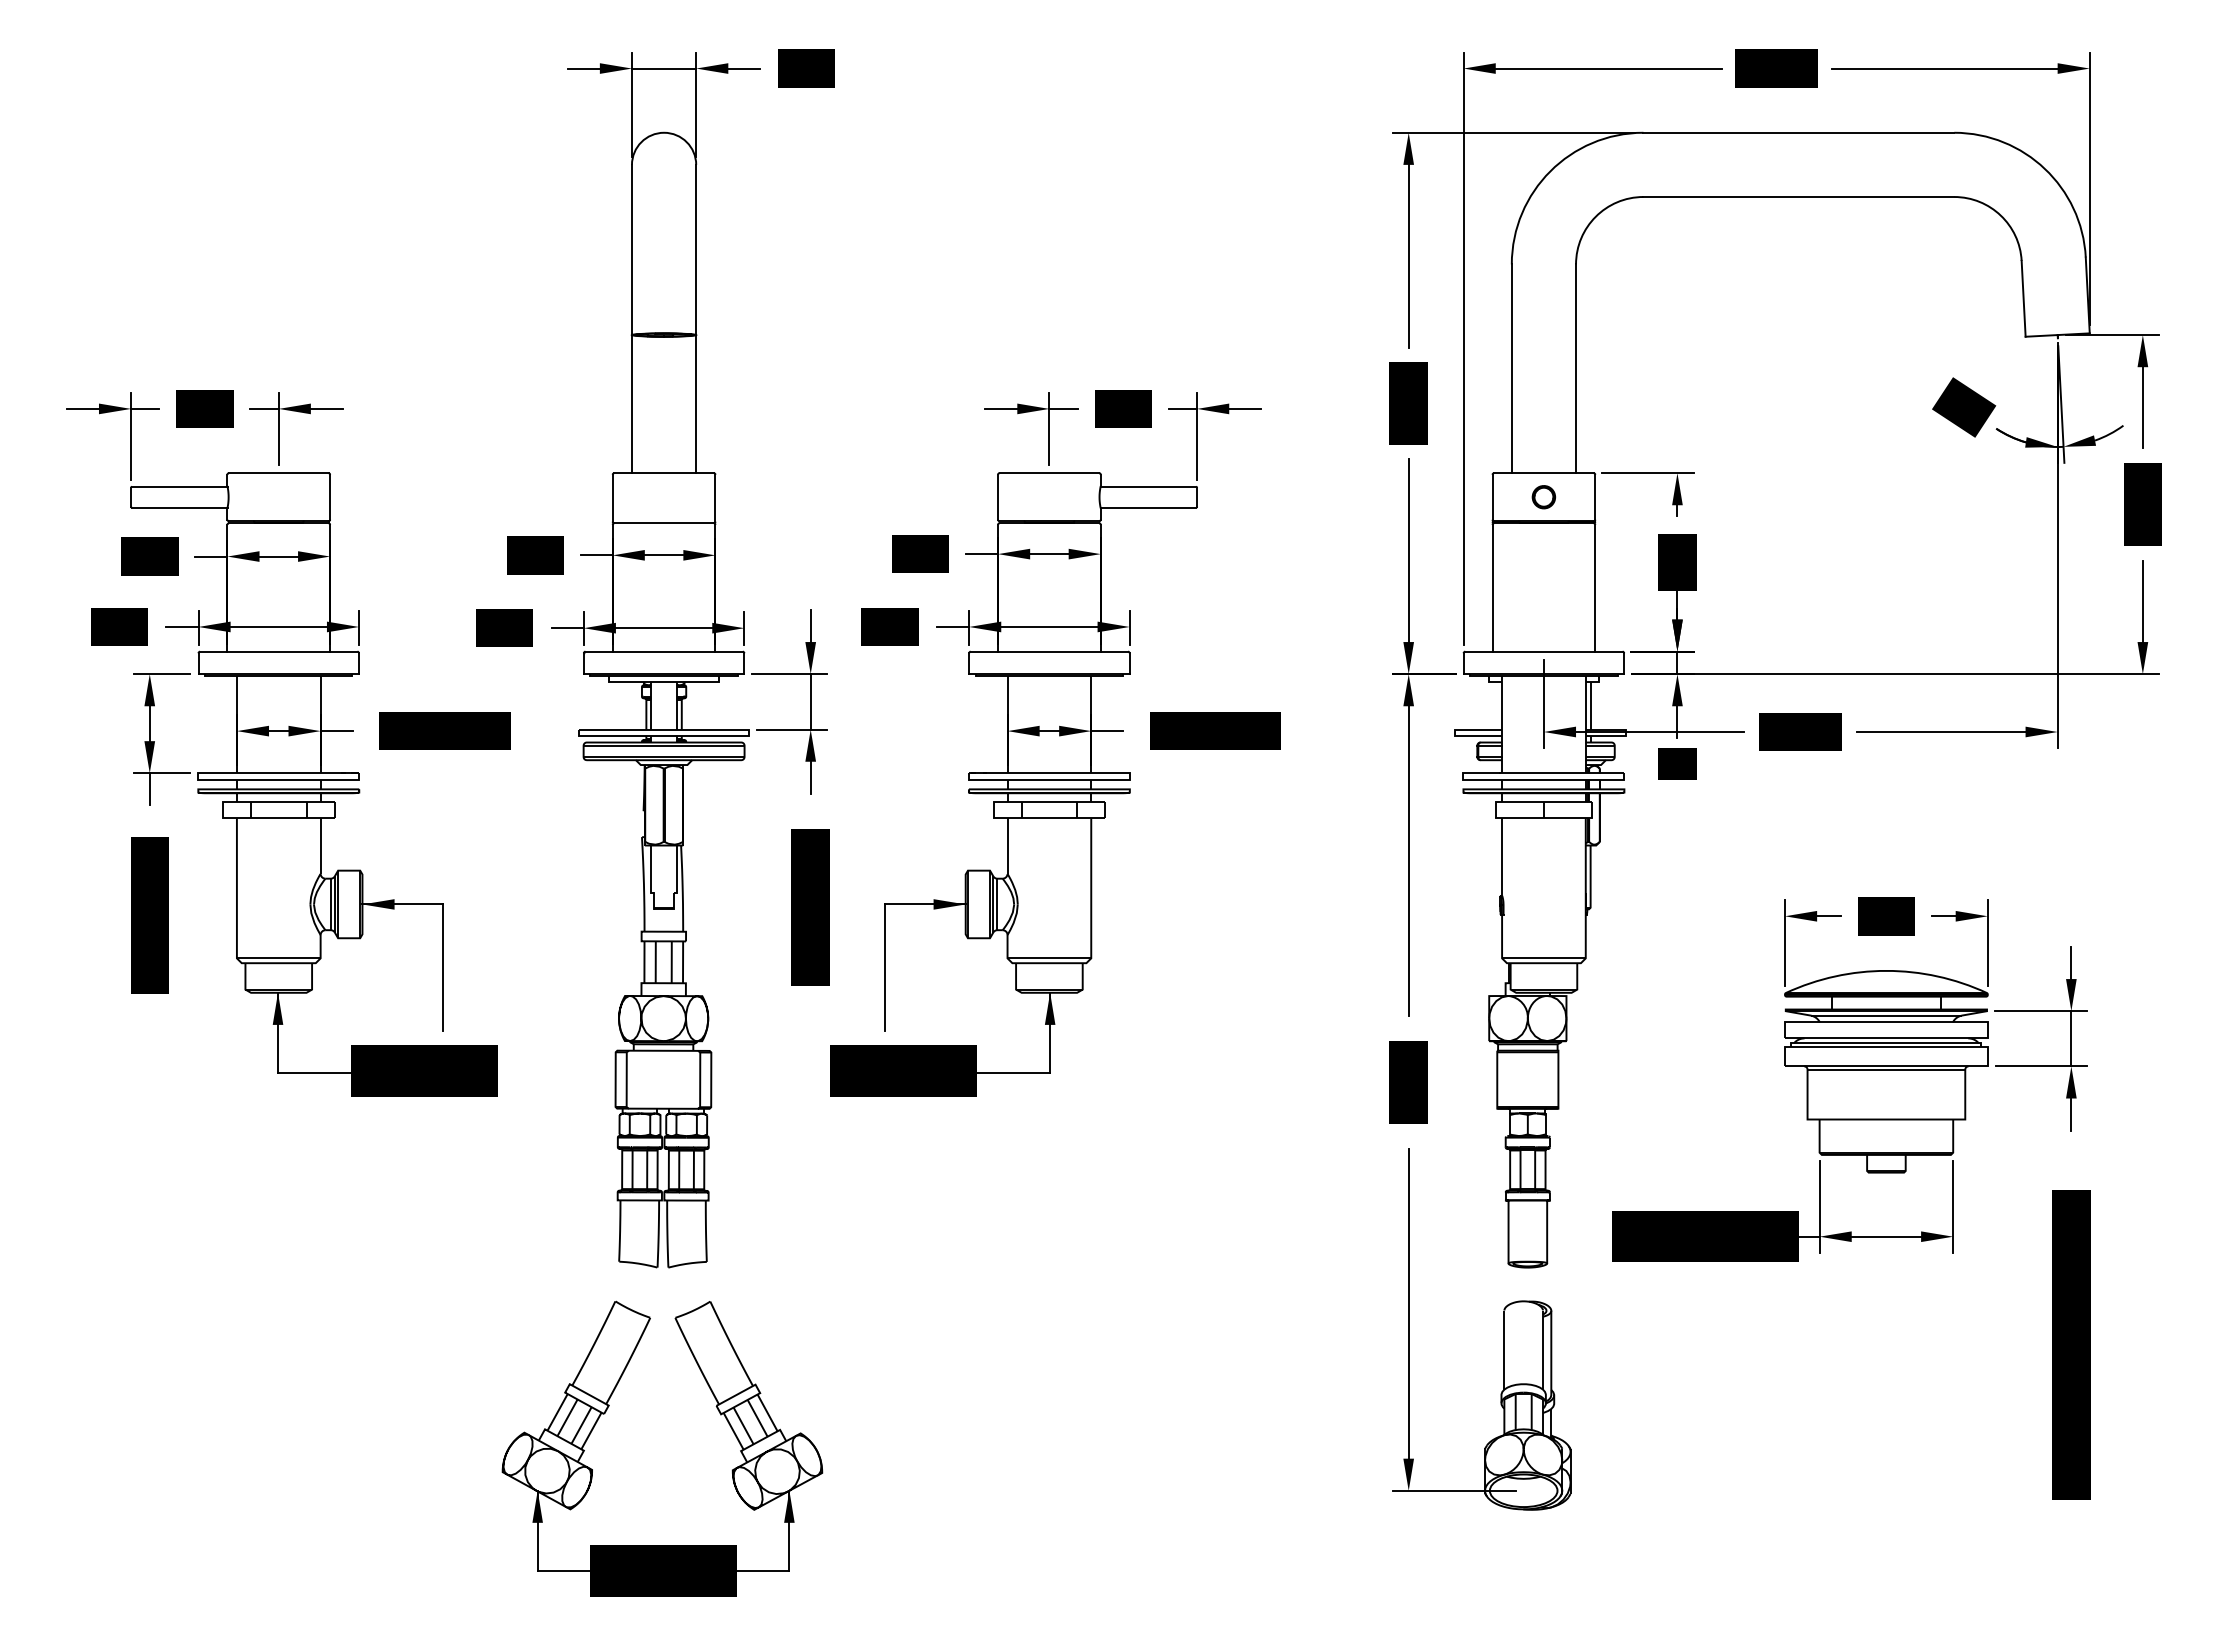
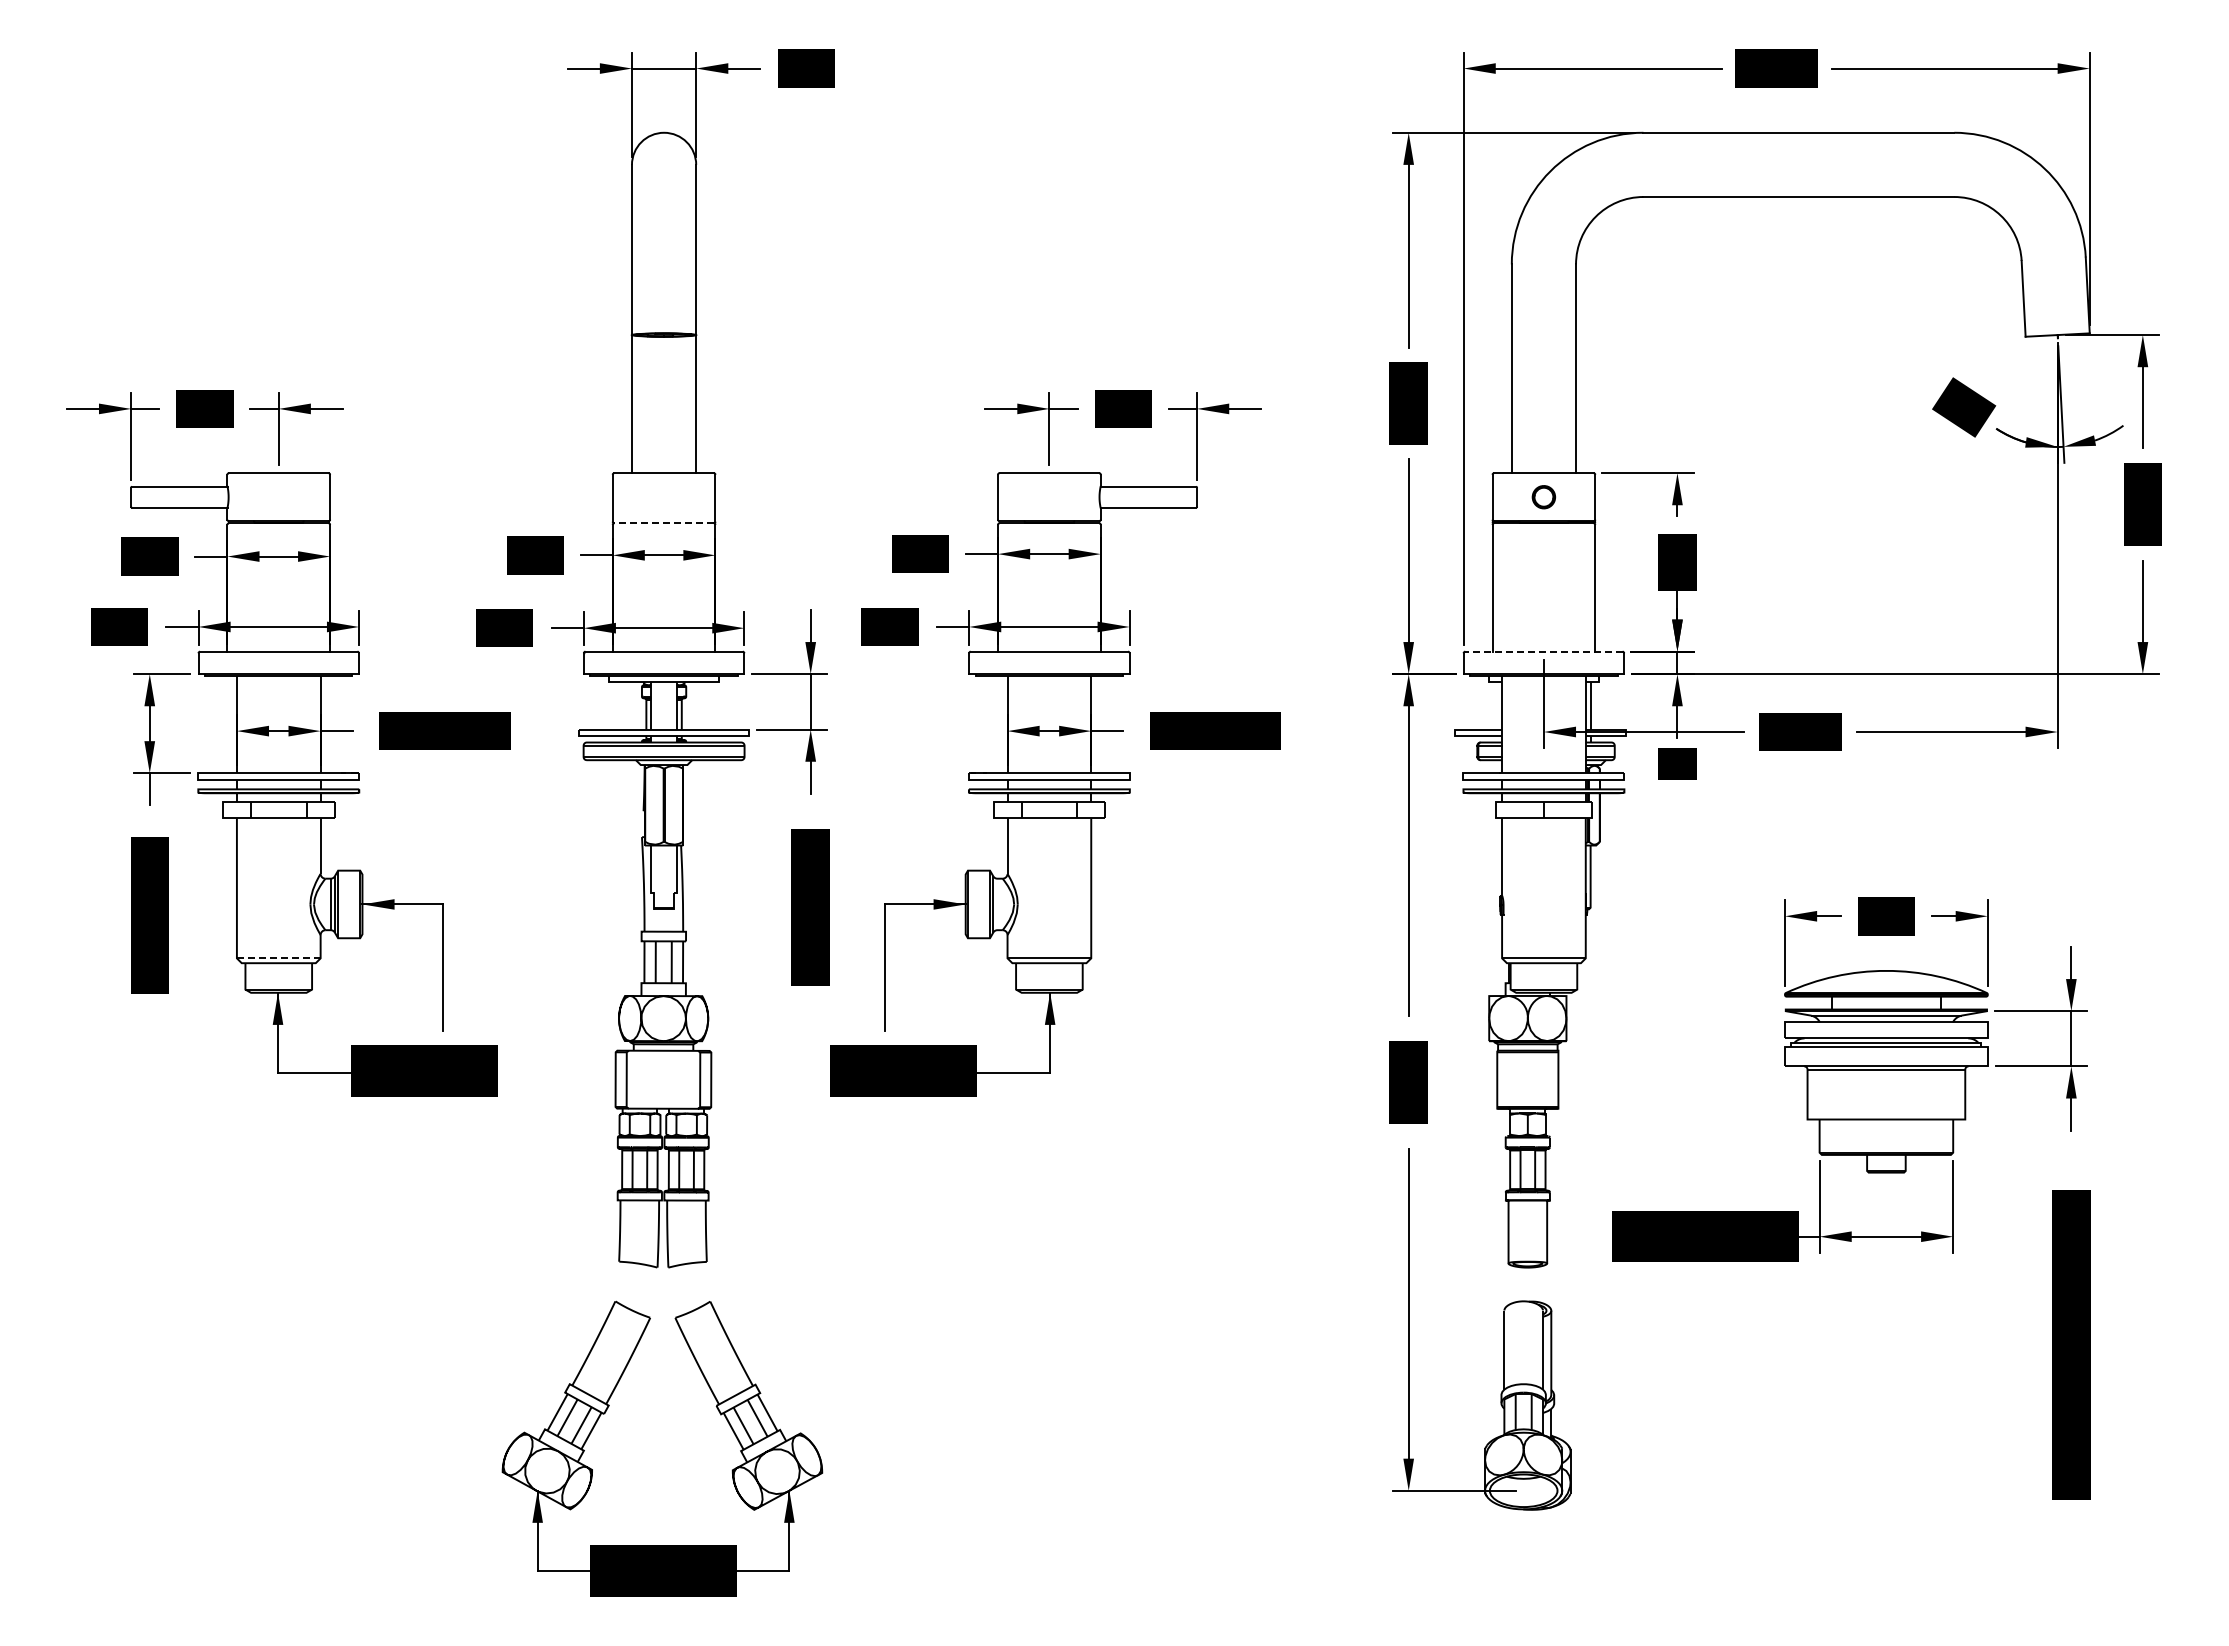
line: solid -> dashed (664, 523)
line: solid -> dashed (1543, 651)
line: present -> none (997, 904)
line: solid -> dashed (278, 958)
